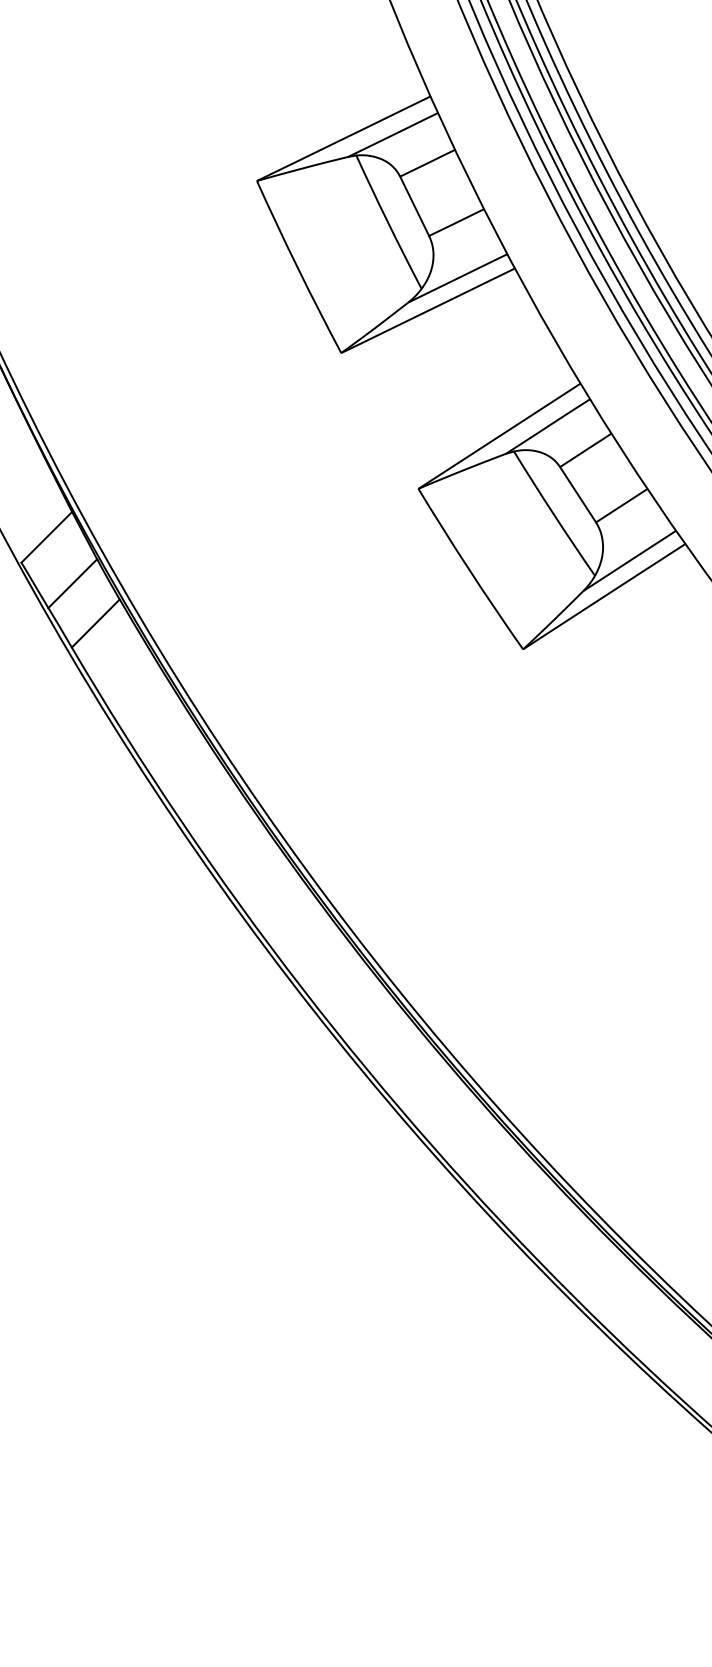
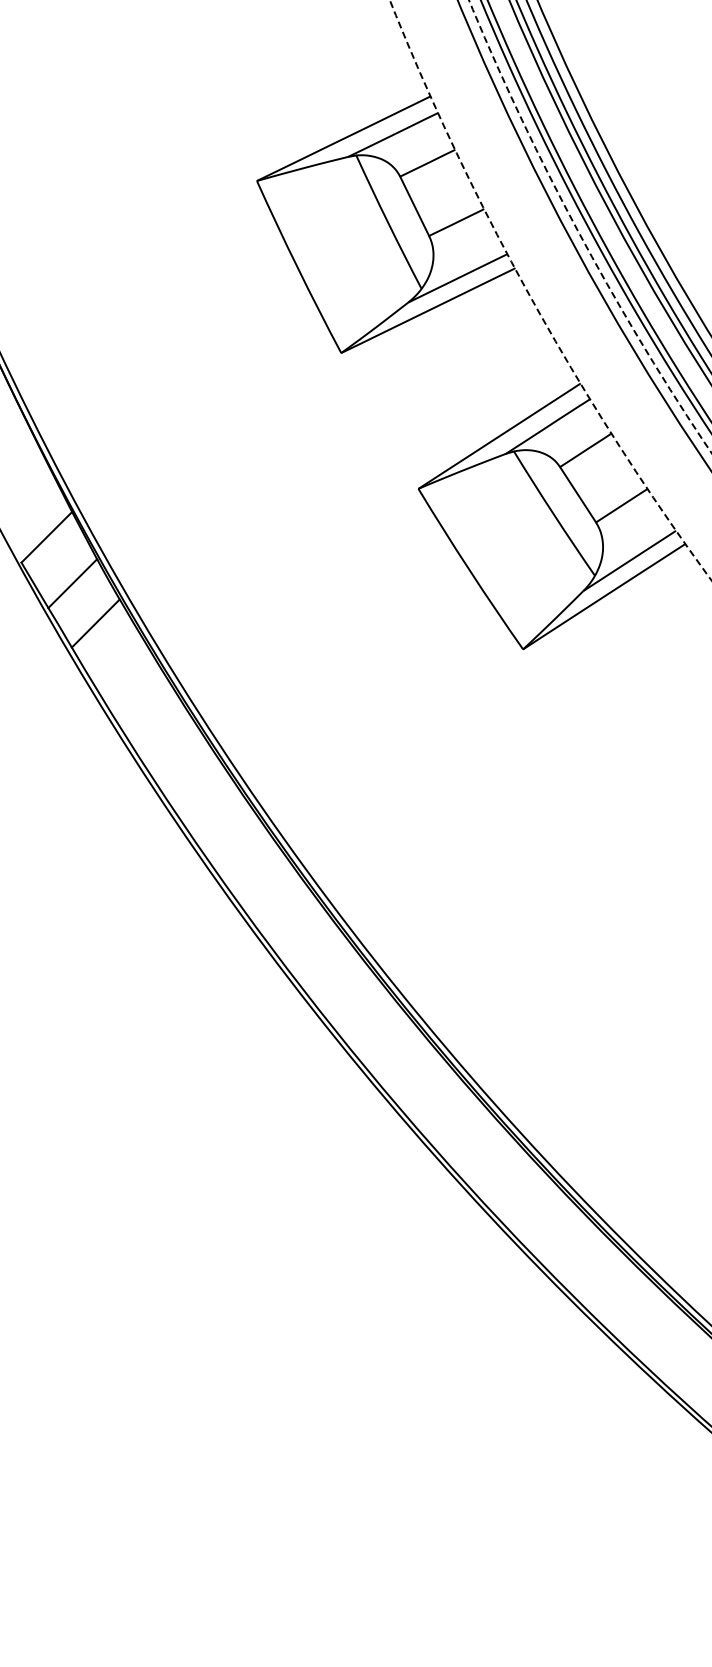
arc: solid -> dashed (578, 231)
arc: solid -> dashed (531, 298)
